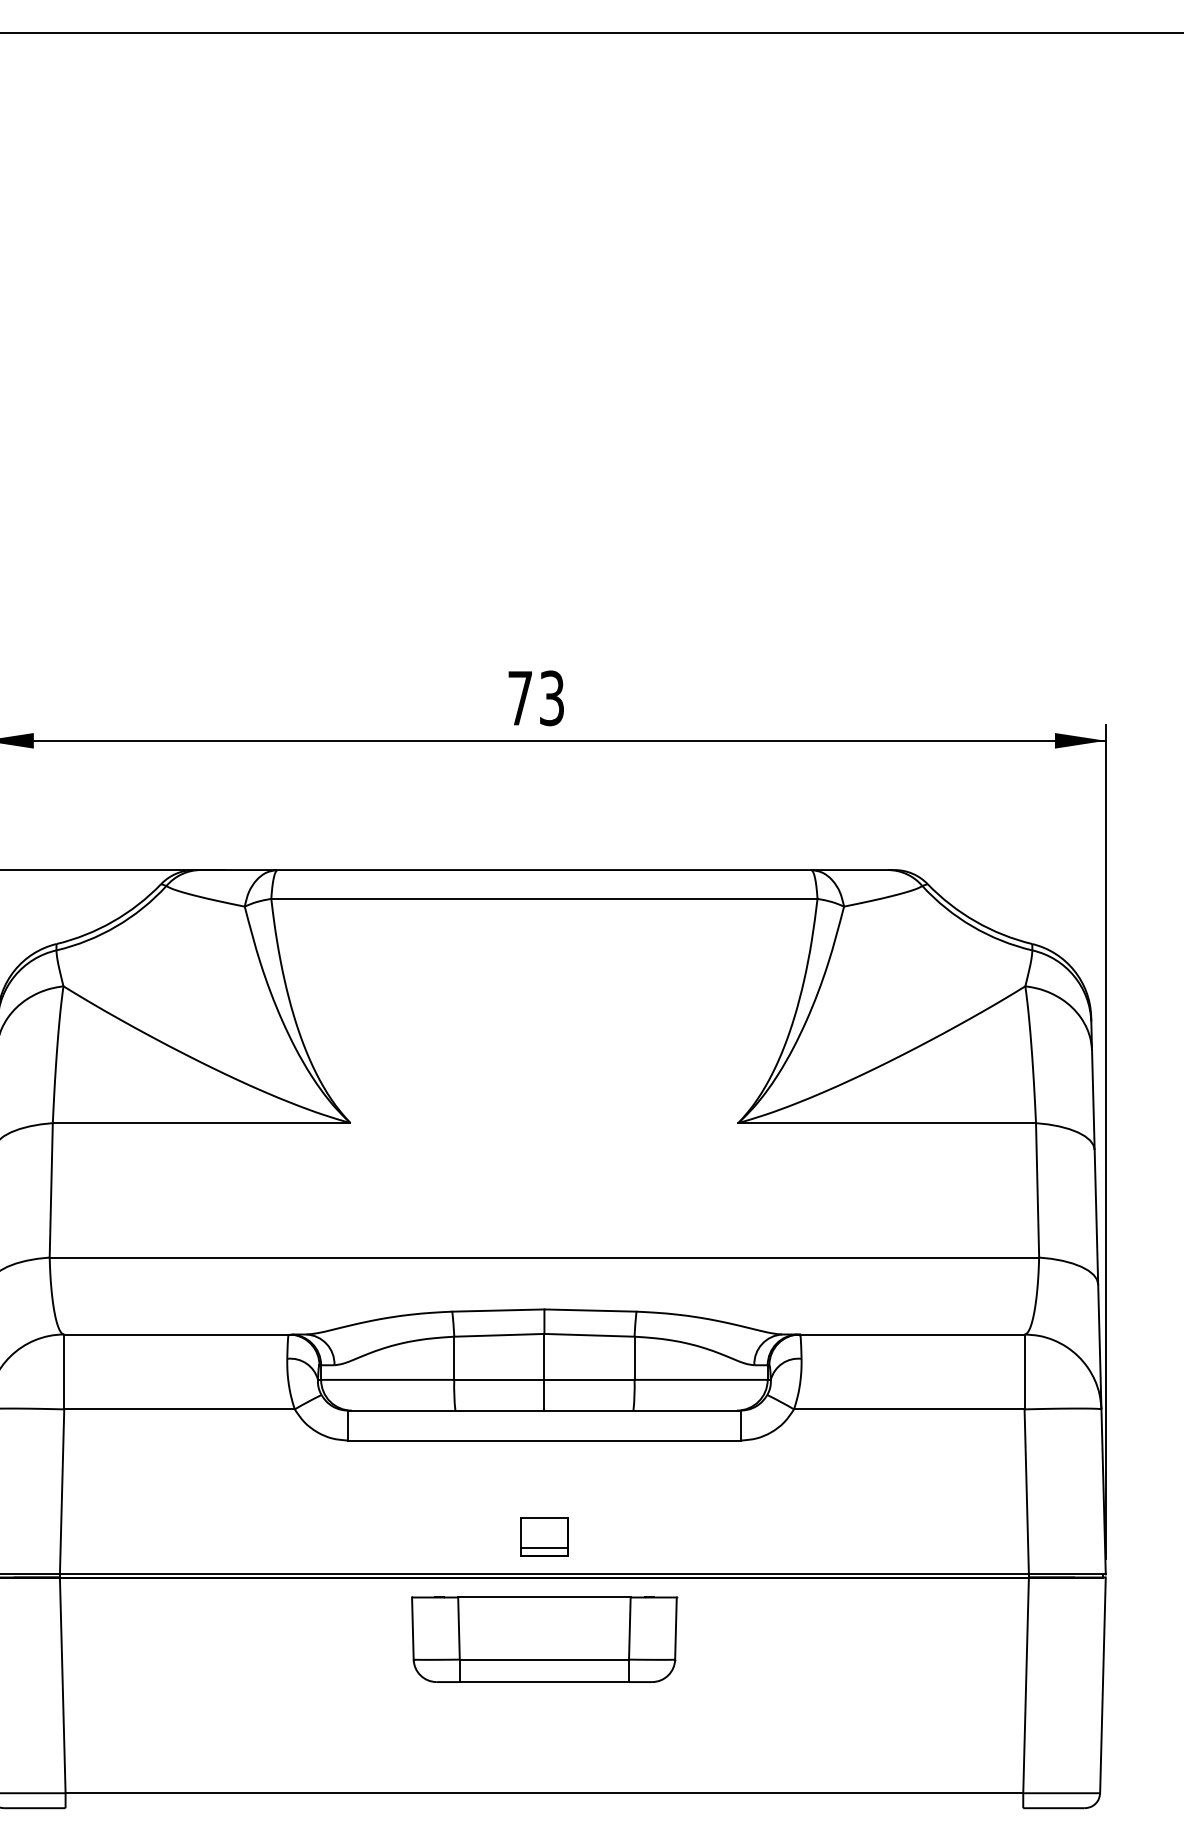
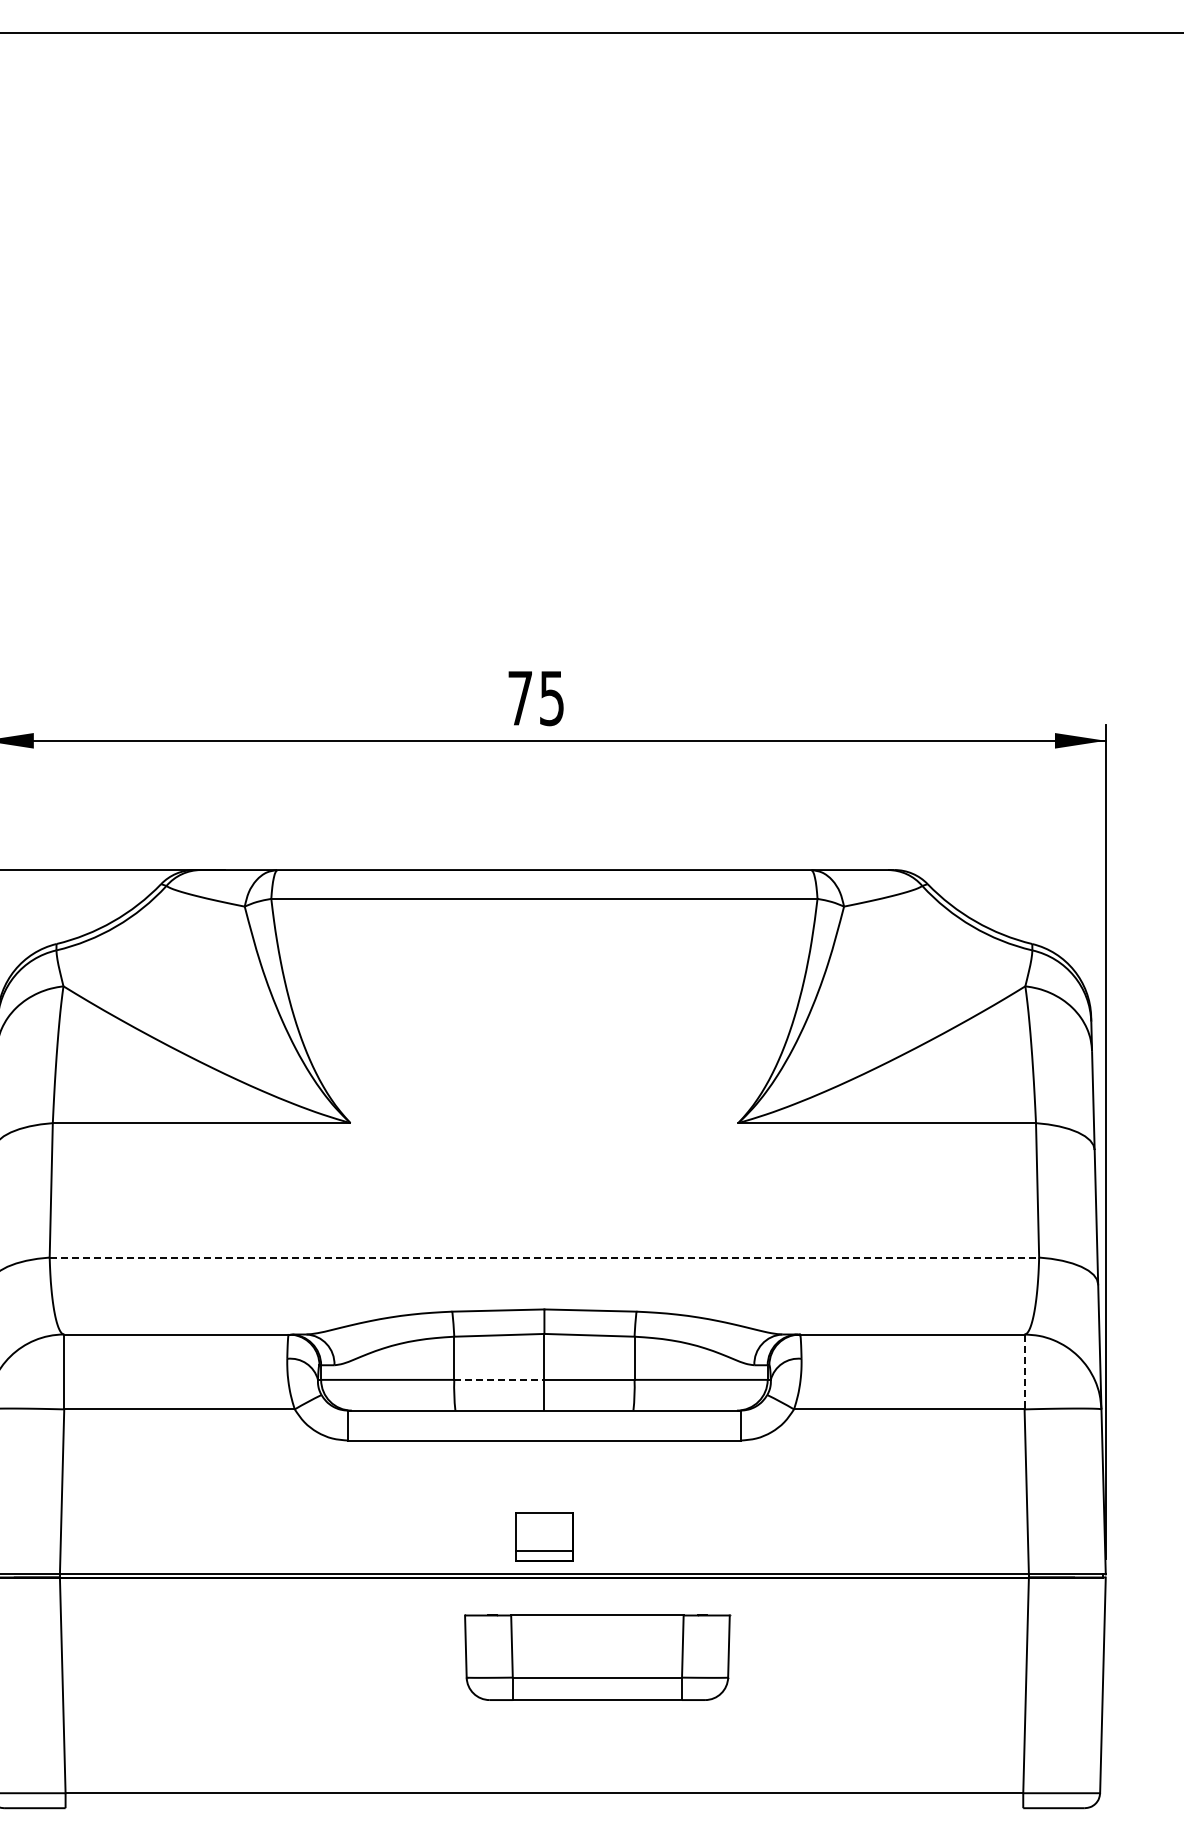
text: 73 -> 75 (551, 697)
line: solid -> dashed (544, 1257)
line: solid -> dashed (1024, 1372)
line: solid -> dashed (499, 1379)
part size: 49x40 px -> 59x50 px (544, 1536)
part position: (544, 1639) -> (597, 1657) (597, 1657)
